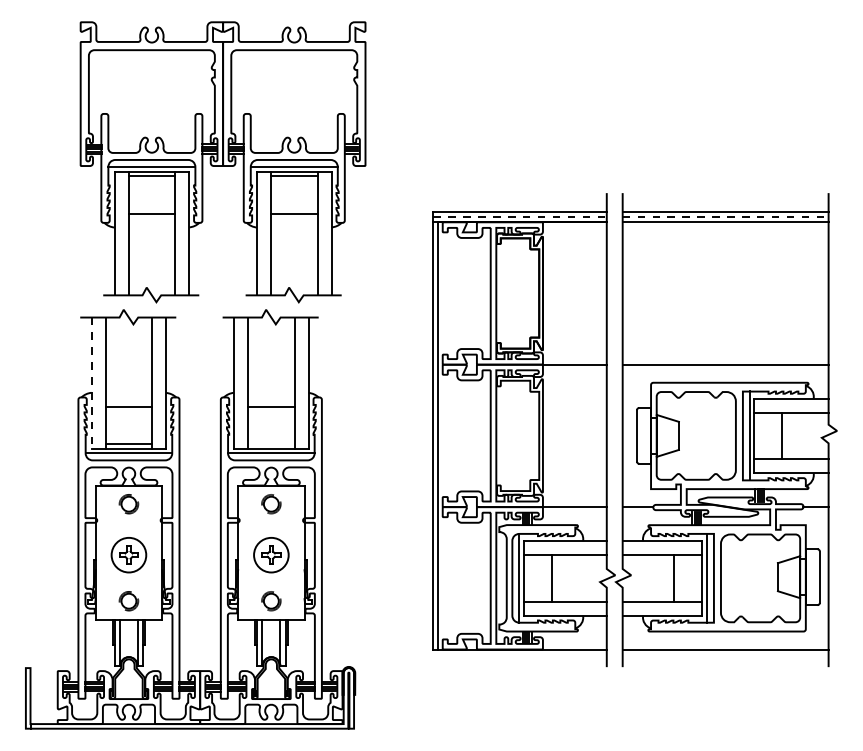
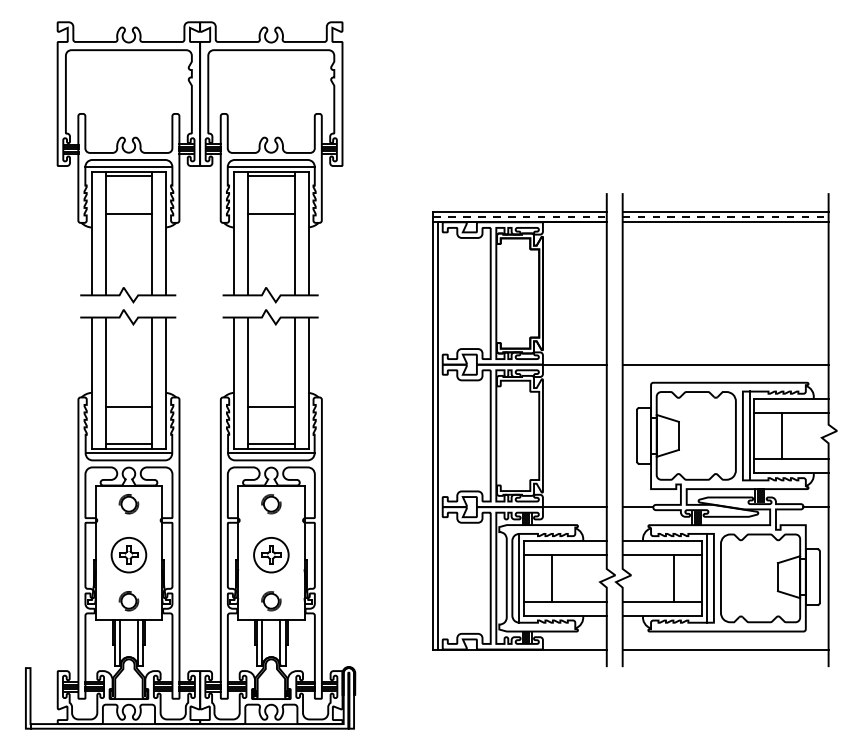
part position: (222, 162) -> (199, 162) (199, 162)
line: dashed -> solid (91, 383)
line: none -> present (270, 444)
